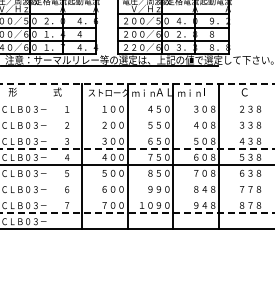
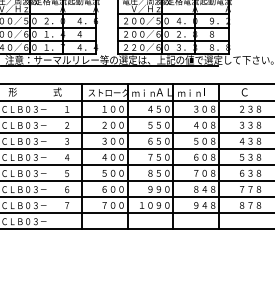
line: dashed -> solid (138, 84)
line: none -> present (136, 100)
line: none -> present (136, 116)
line: none -> present (136, 132)
line: dashed -> solid (138, 148)
line: none -> present (136, 180)
line: none -> present (136, 196)
line: dashed -> solid (138, 212)
